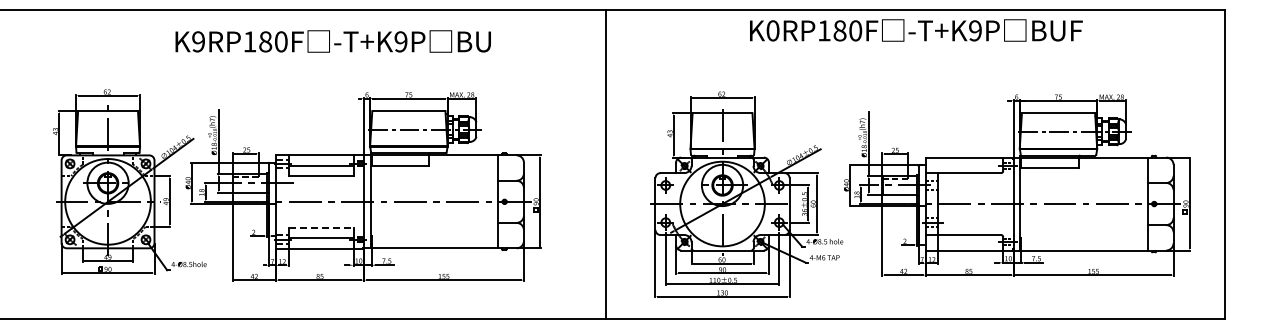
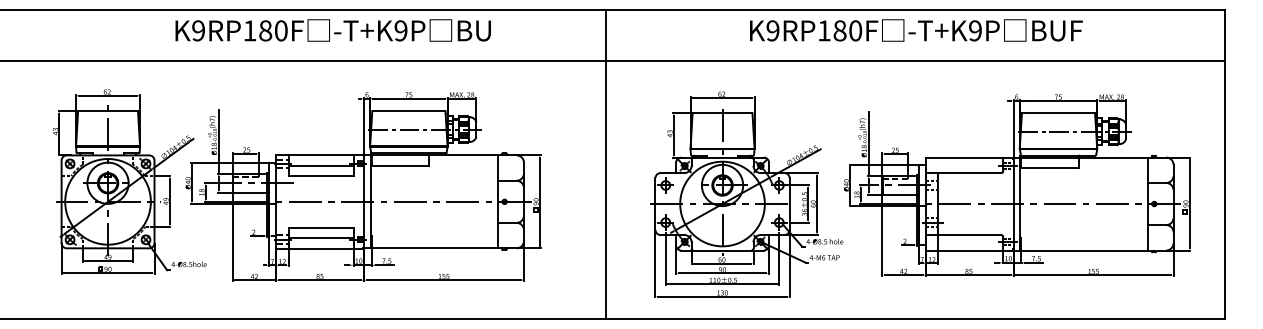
text: K0RP180F -> K9RP180F (772, 30)
text position: (332, 41) -> (332, 30) (332, 30)
line: none -> present (613, 61)
line: dashed -> solid (321, 227)
